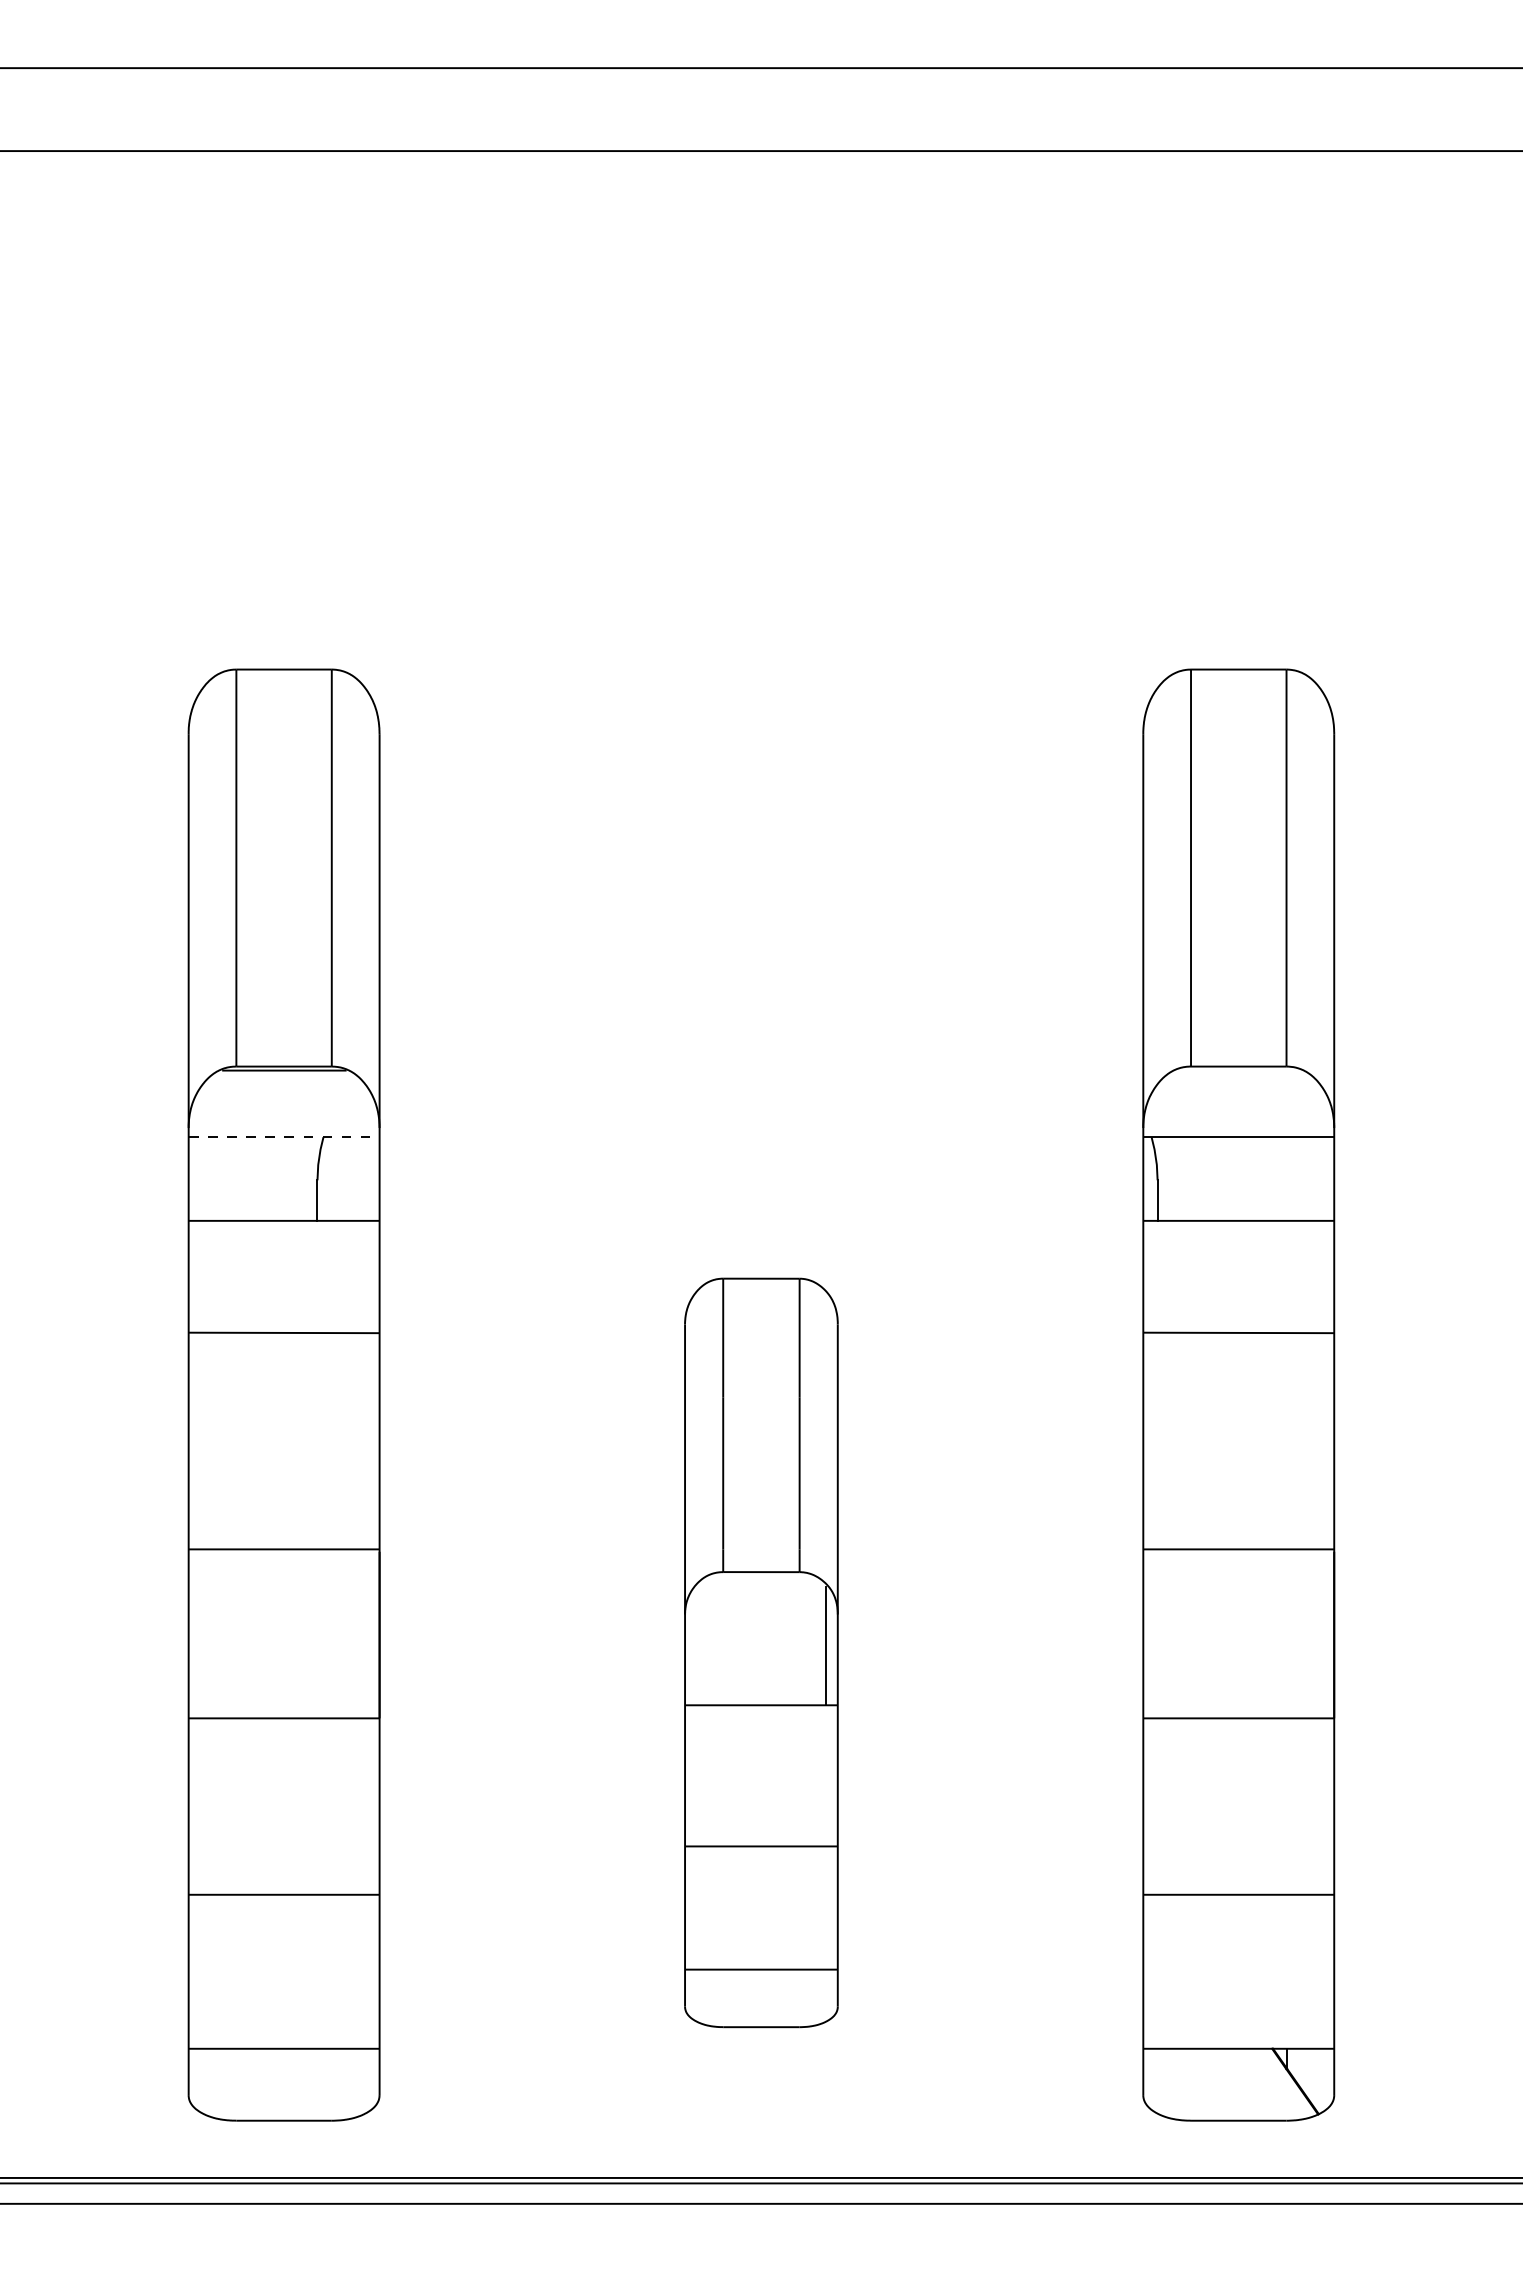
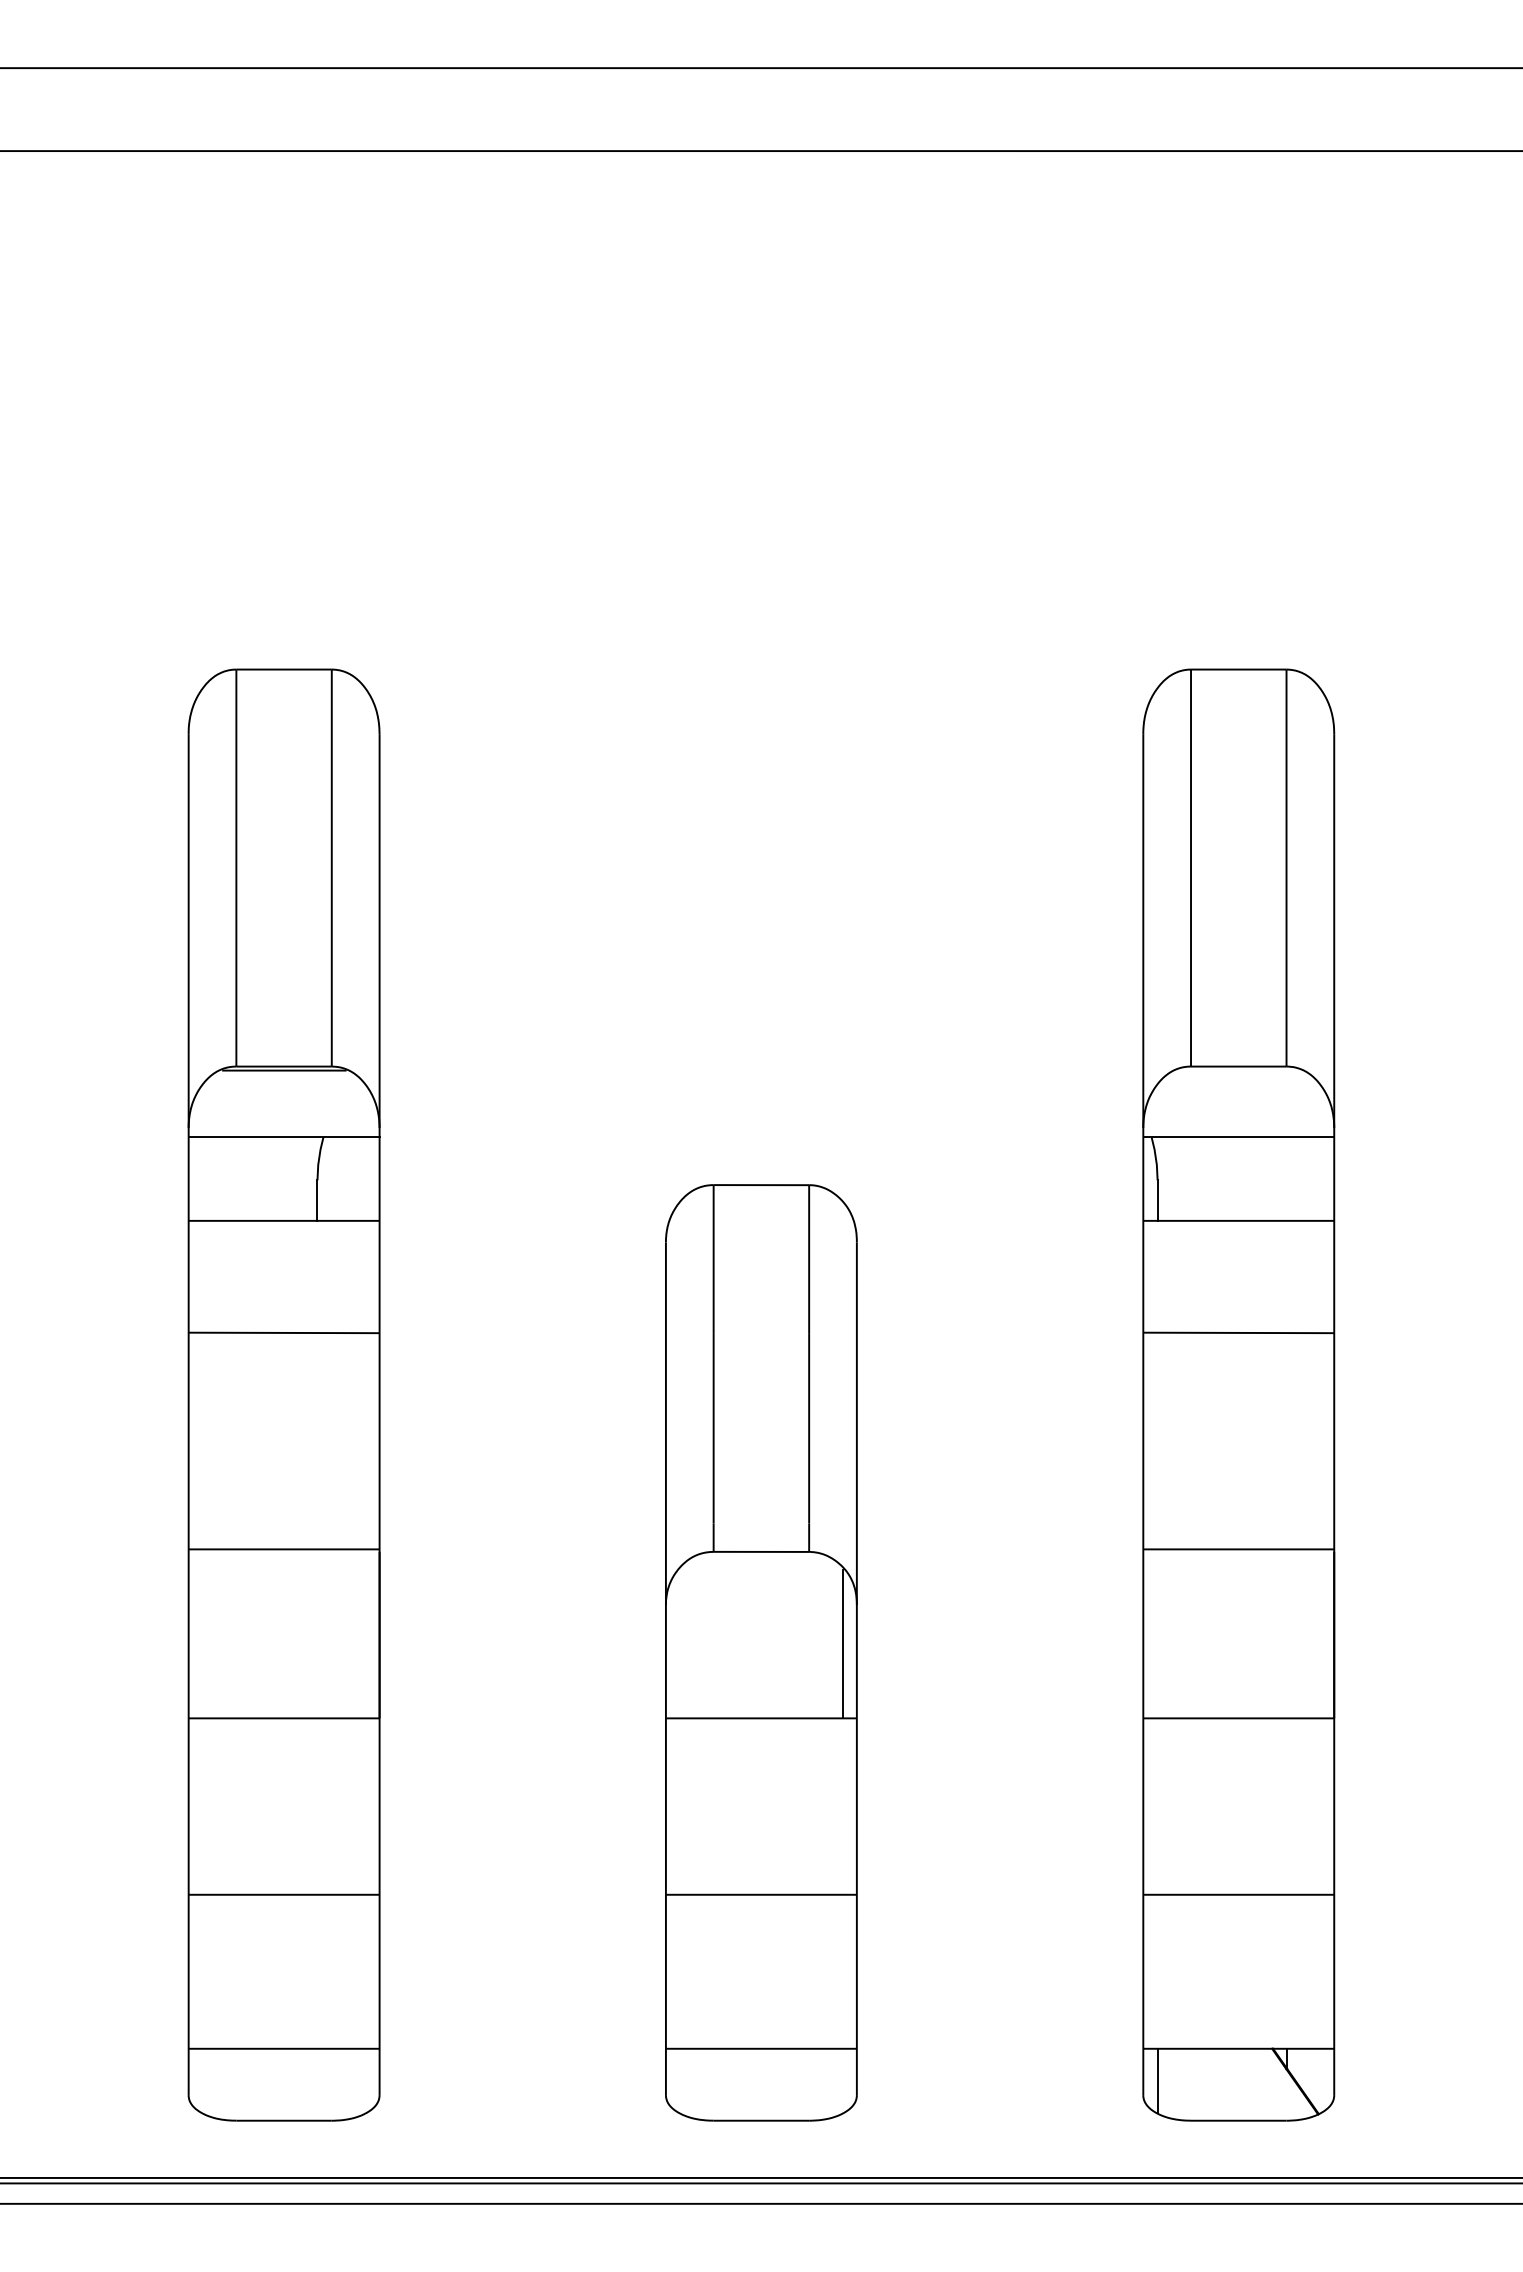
line: dashed -> solid (284, 1137)
part size: 155x752 px -> 193x938 px (761, 1652)
line: none -> present (1157, 2080)
